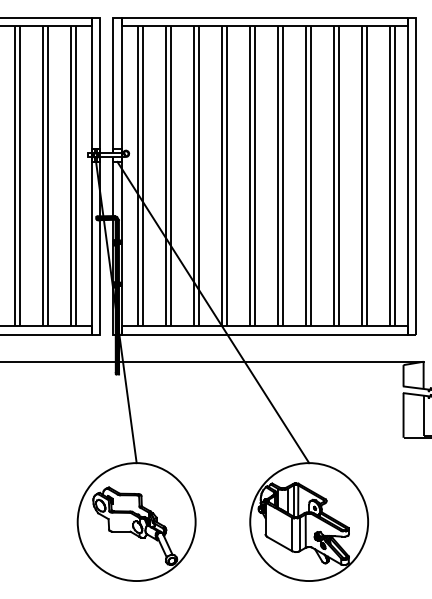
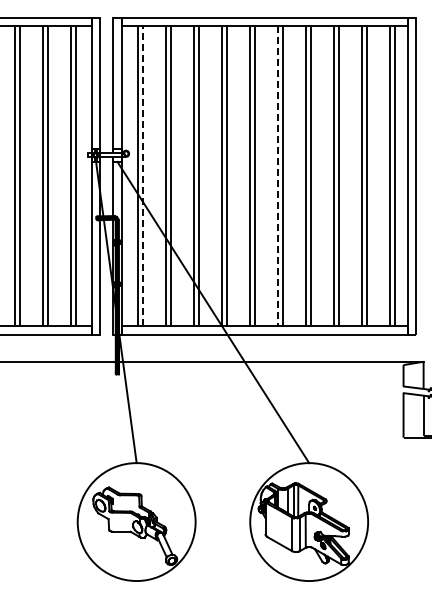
line: solid -> dashed (142, 176)
line: solid -> dashed (277, 176)
